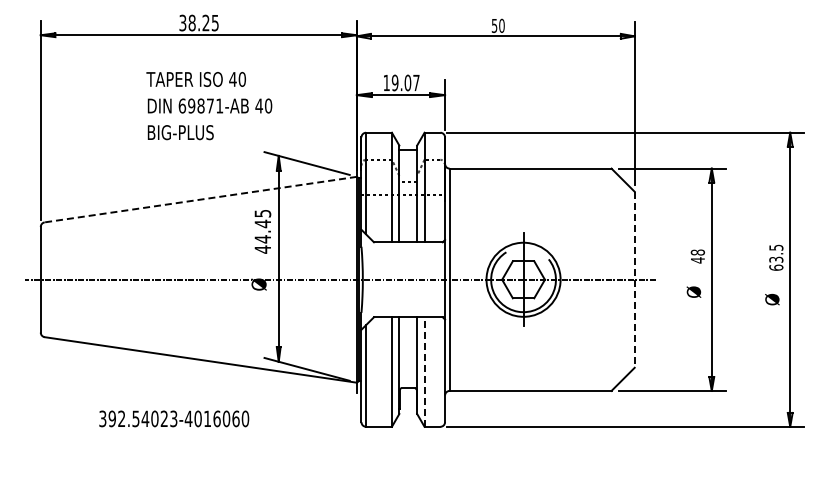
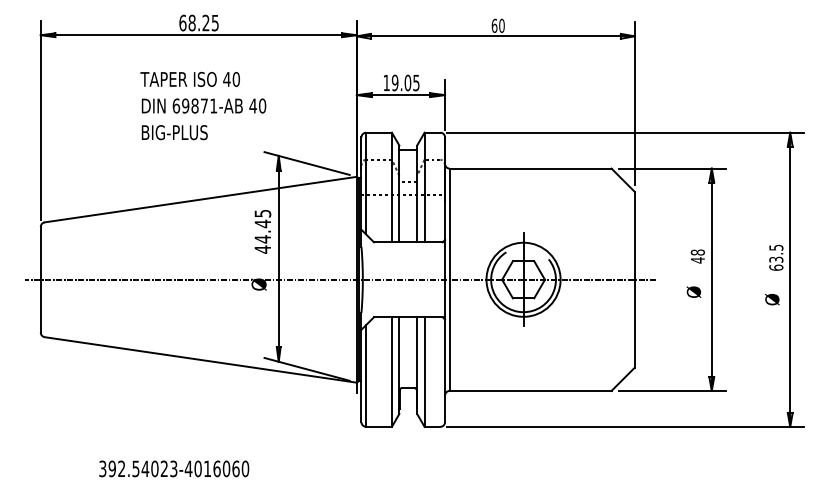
text: 38.25 -> 68.25 (182, 22)
text: 50 -> 60 (494, 25)
text: 19.07 -> 19.05 (416, 83)
text position: (209, 105) -> (203, 105) (203, 105)
line: dashed -> solid (200, 199)
line: dashed -> solid (634, 279)
line: dashed -> solid (424, 372)
text position: (174, 418) -> (174, 468) (174, 468)
